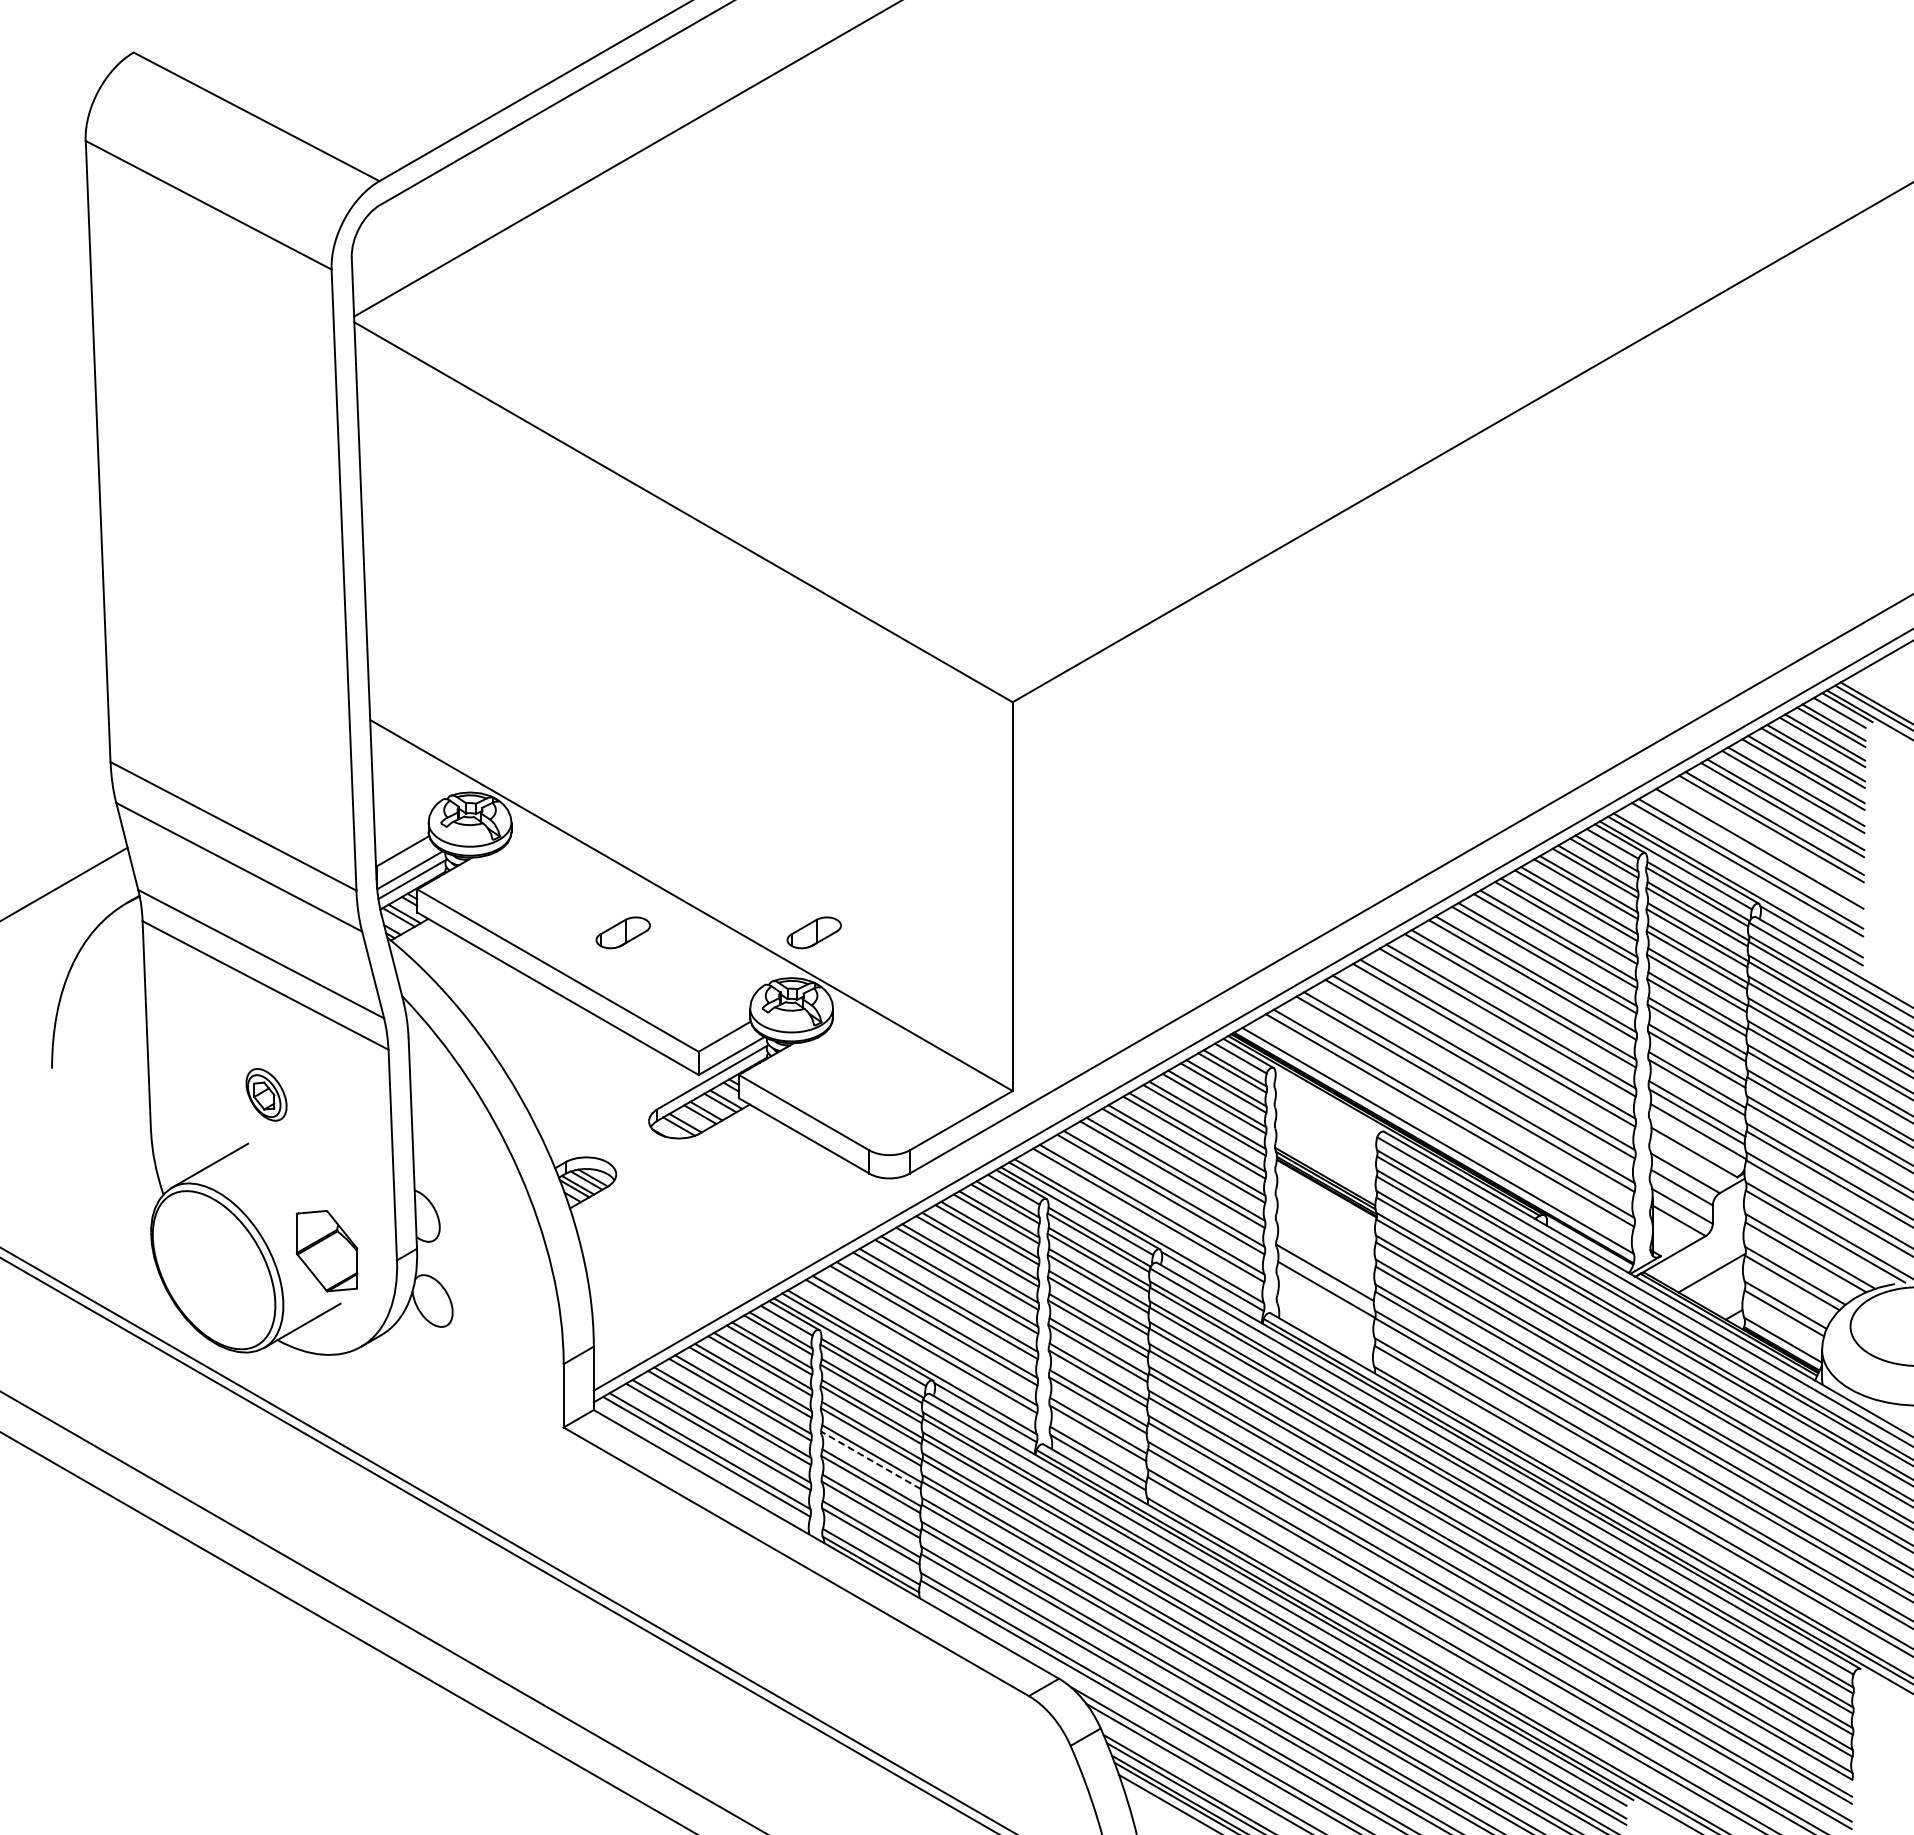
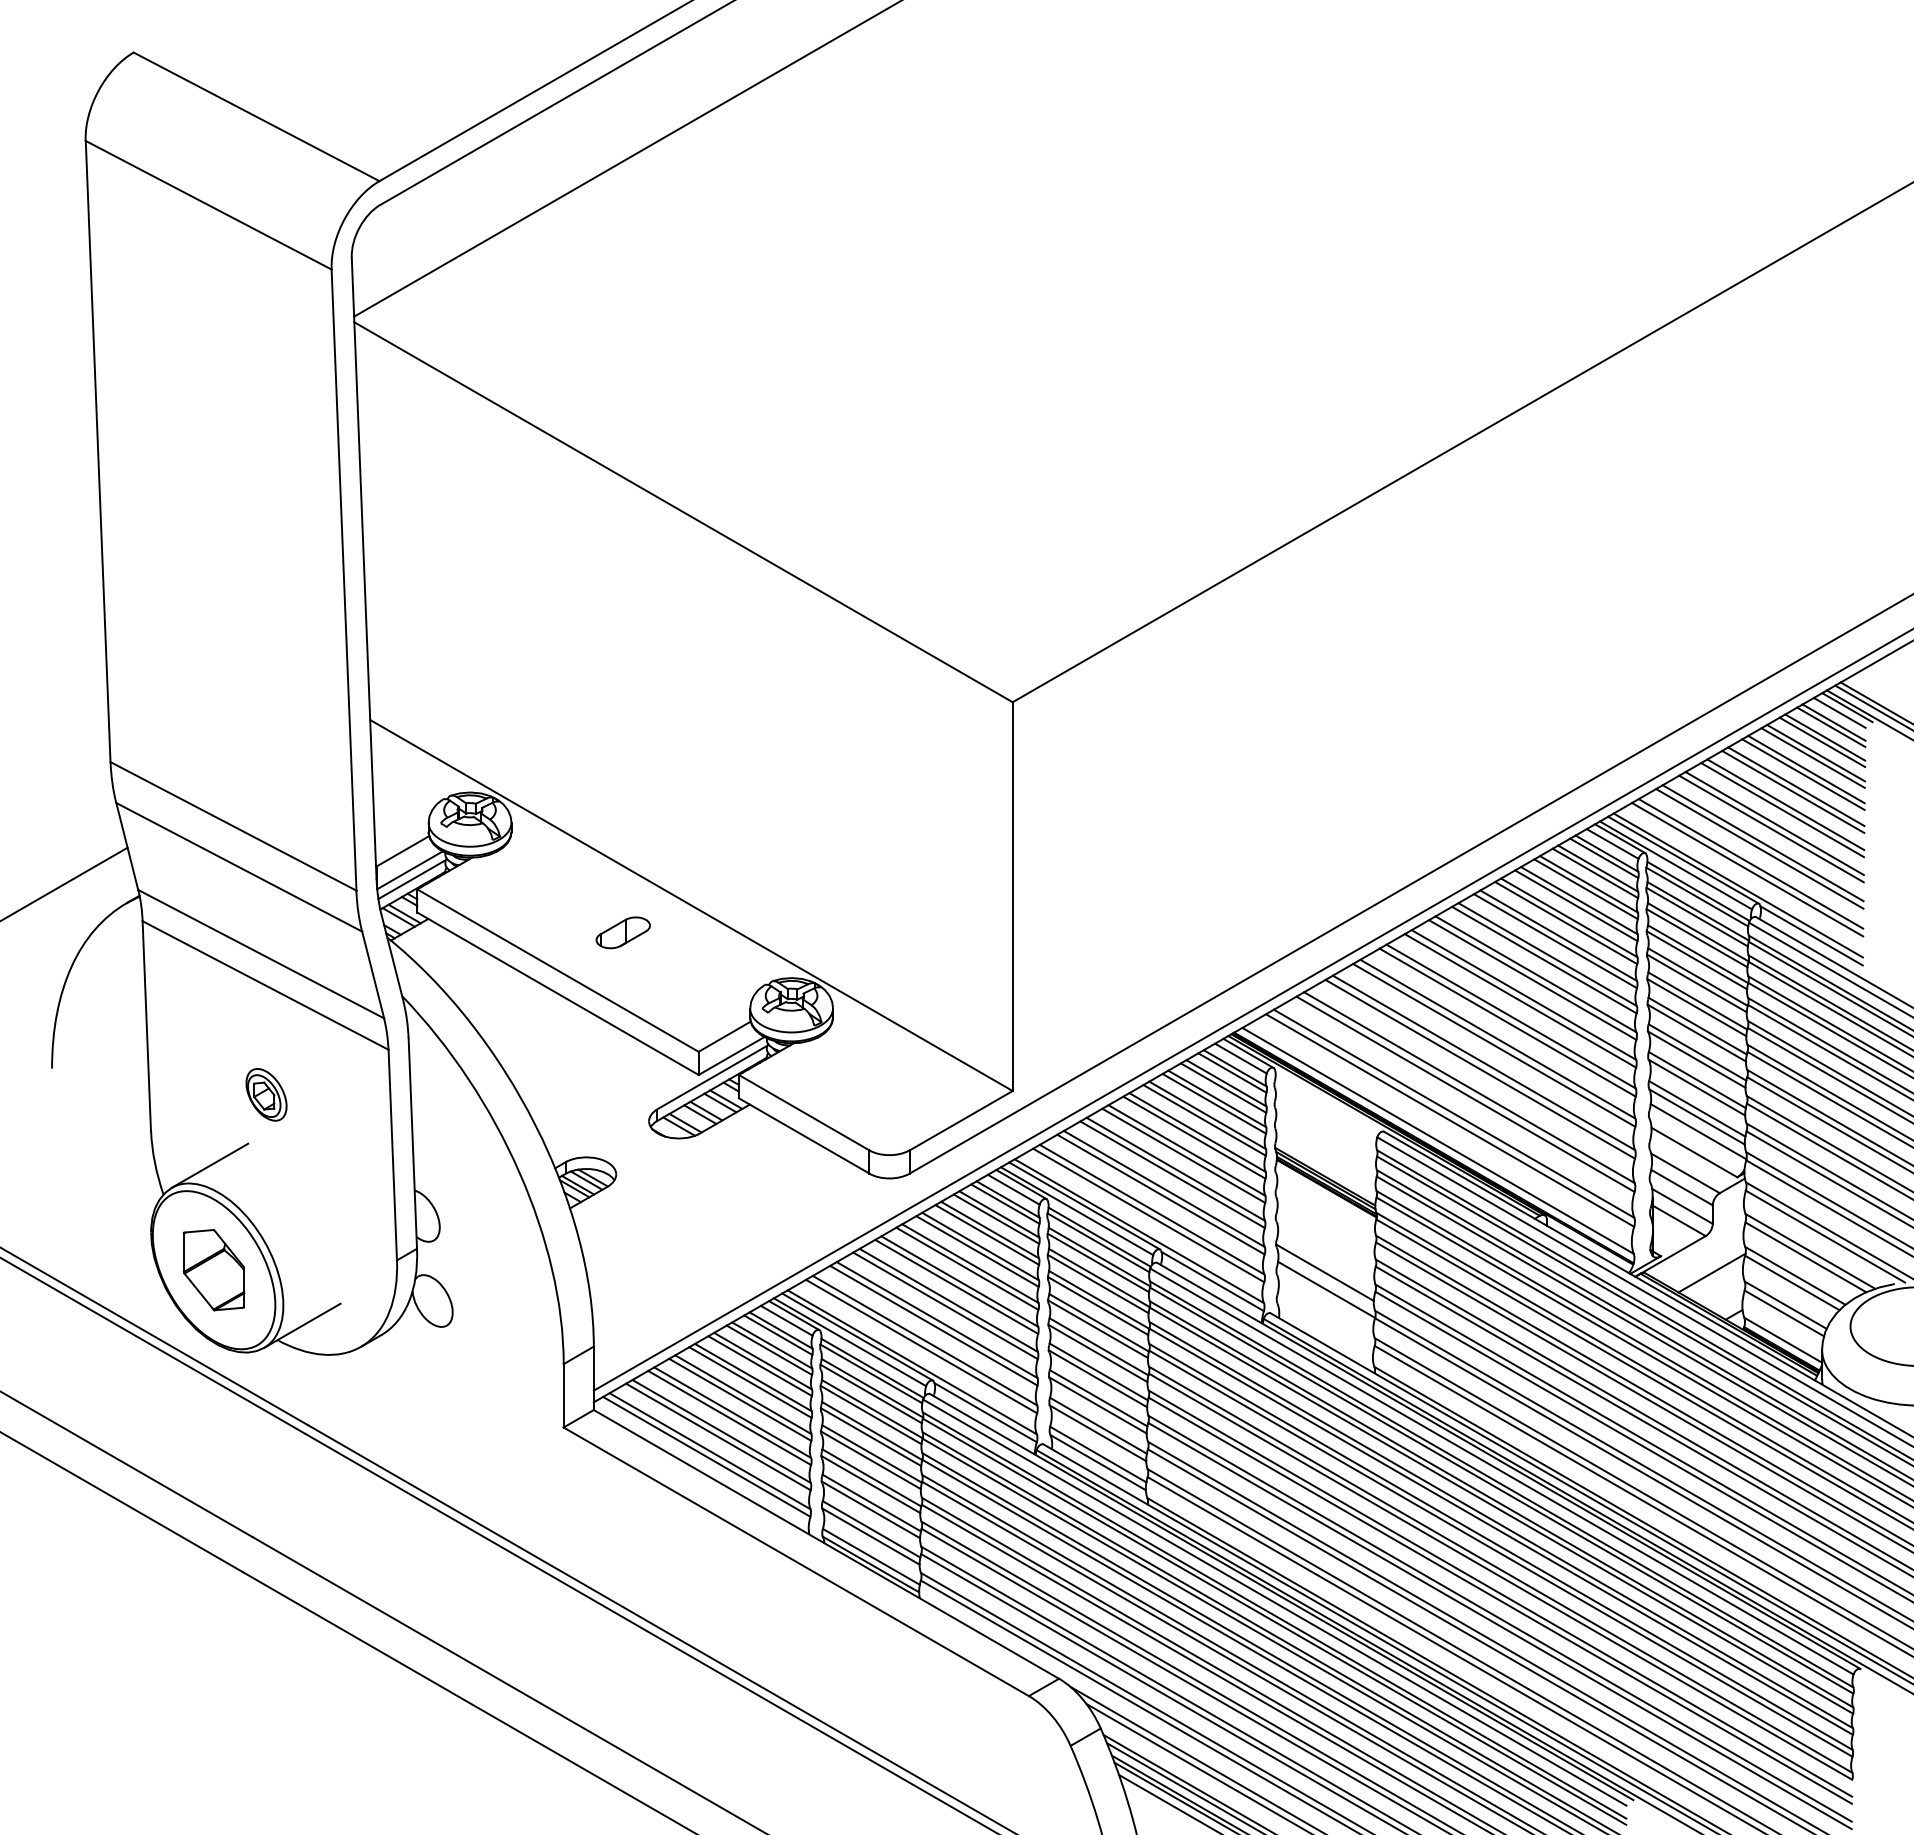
line: none -> present (1762, 843)
part: present -> none (813, 932)
part position: (326, 1251) -> (213, 1270) (213, 1270)
line: dashed -> solid (870, 1460)
